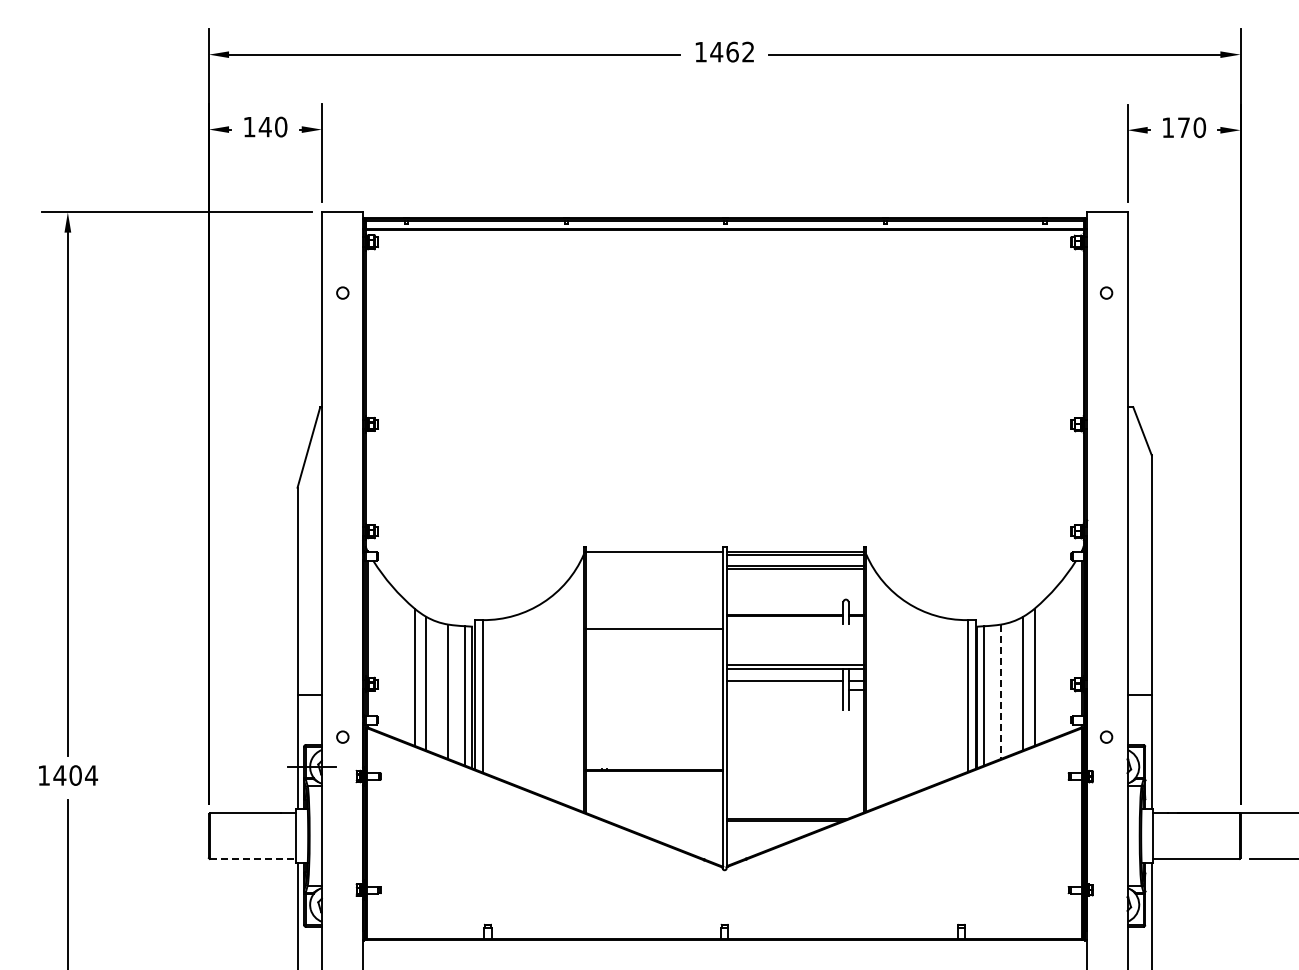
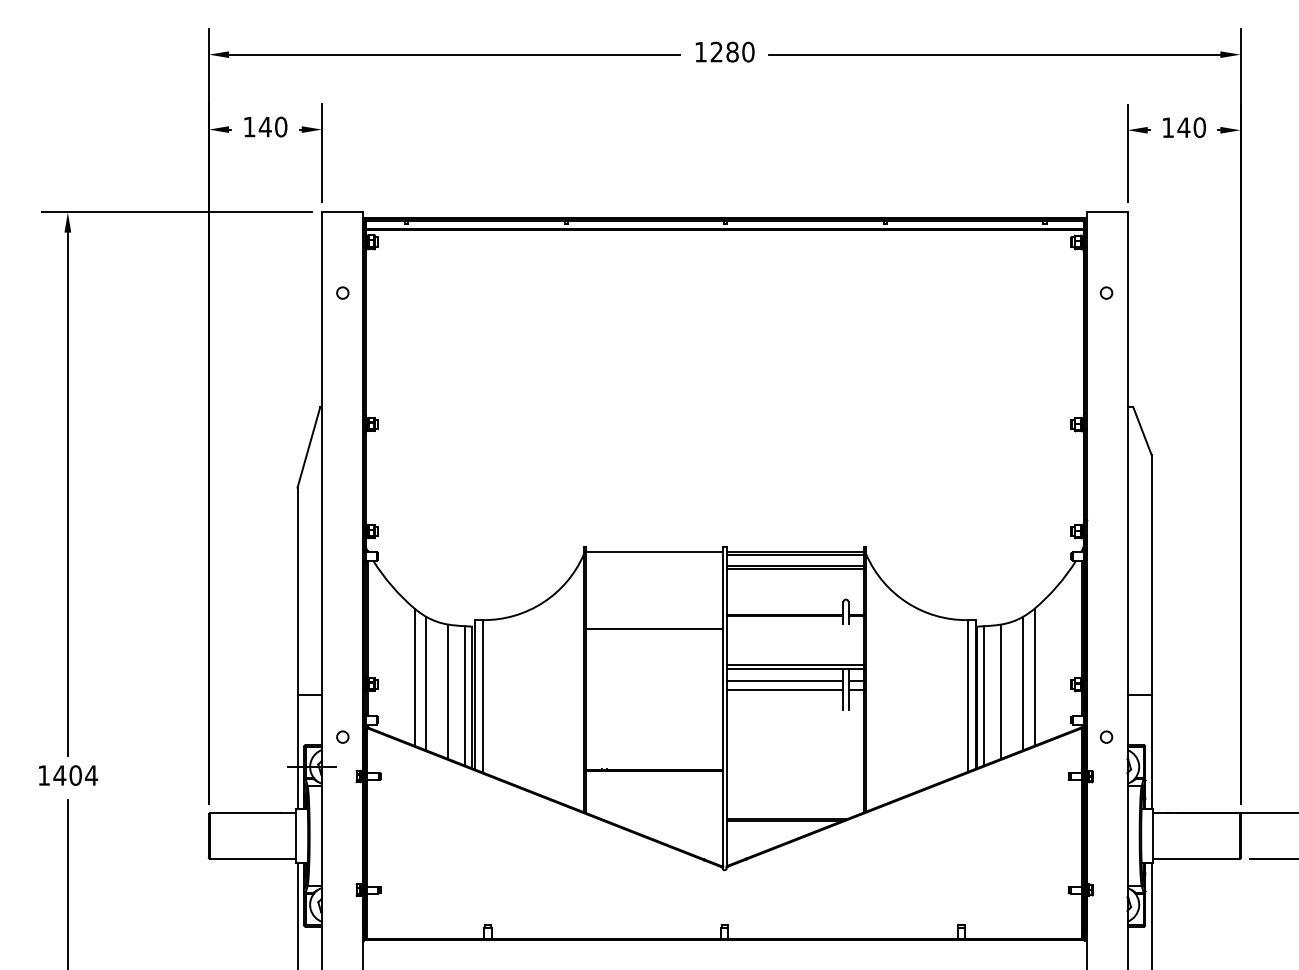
text: 1462 -> 1280 (732, 51)
text: 170 -> 140 (1183, 127)
line: none -> present (785, 689)
line: dashed -> solid (1000, 692)
line: dashed -> solid (253, 858)
